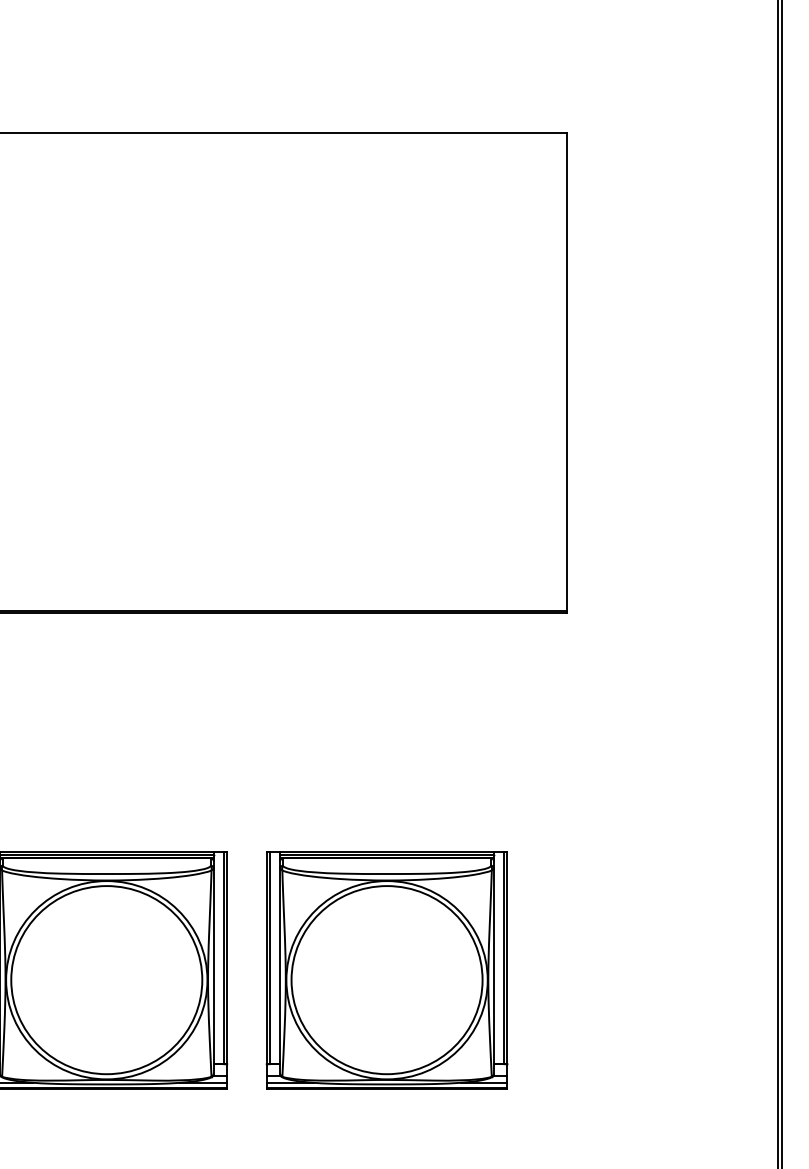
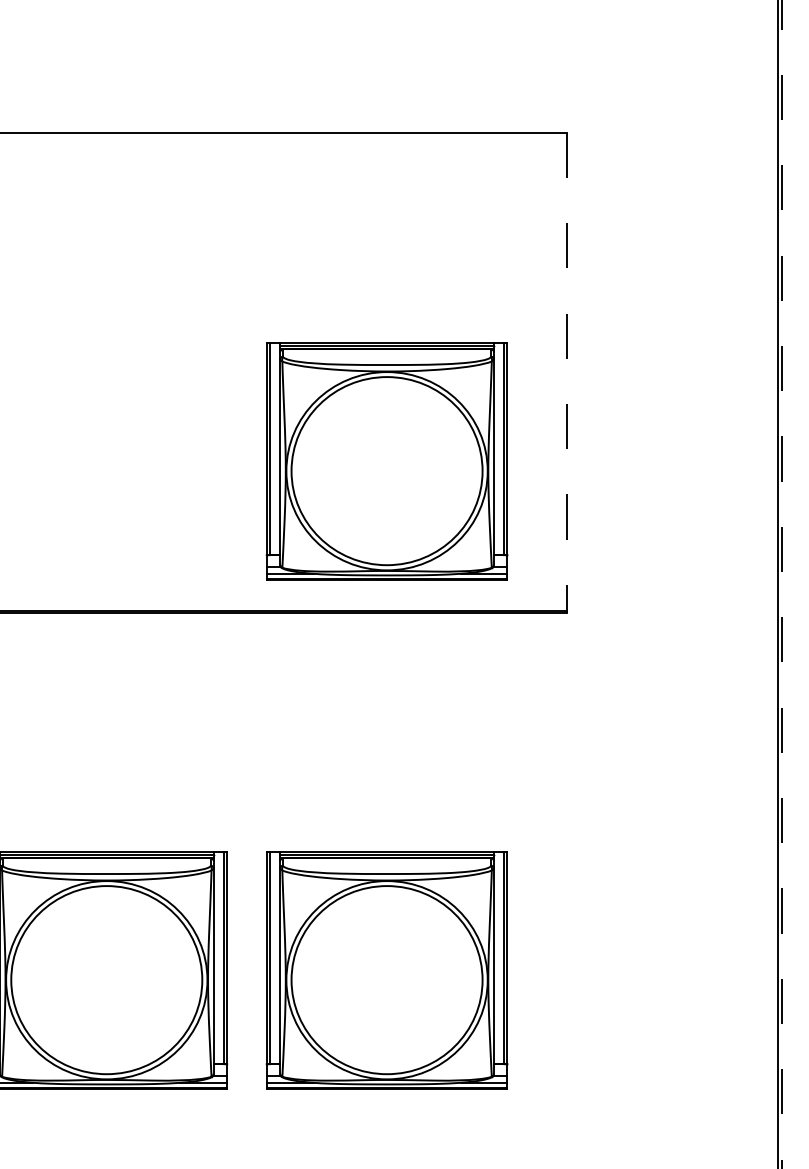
line: solid -> dashed (566, 373)
part: none -> present (386, 461)
line: solid -> dashed (782, 585)
